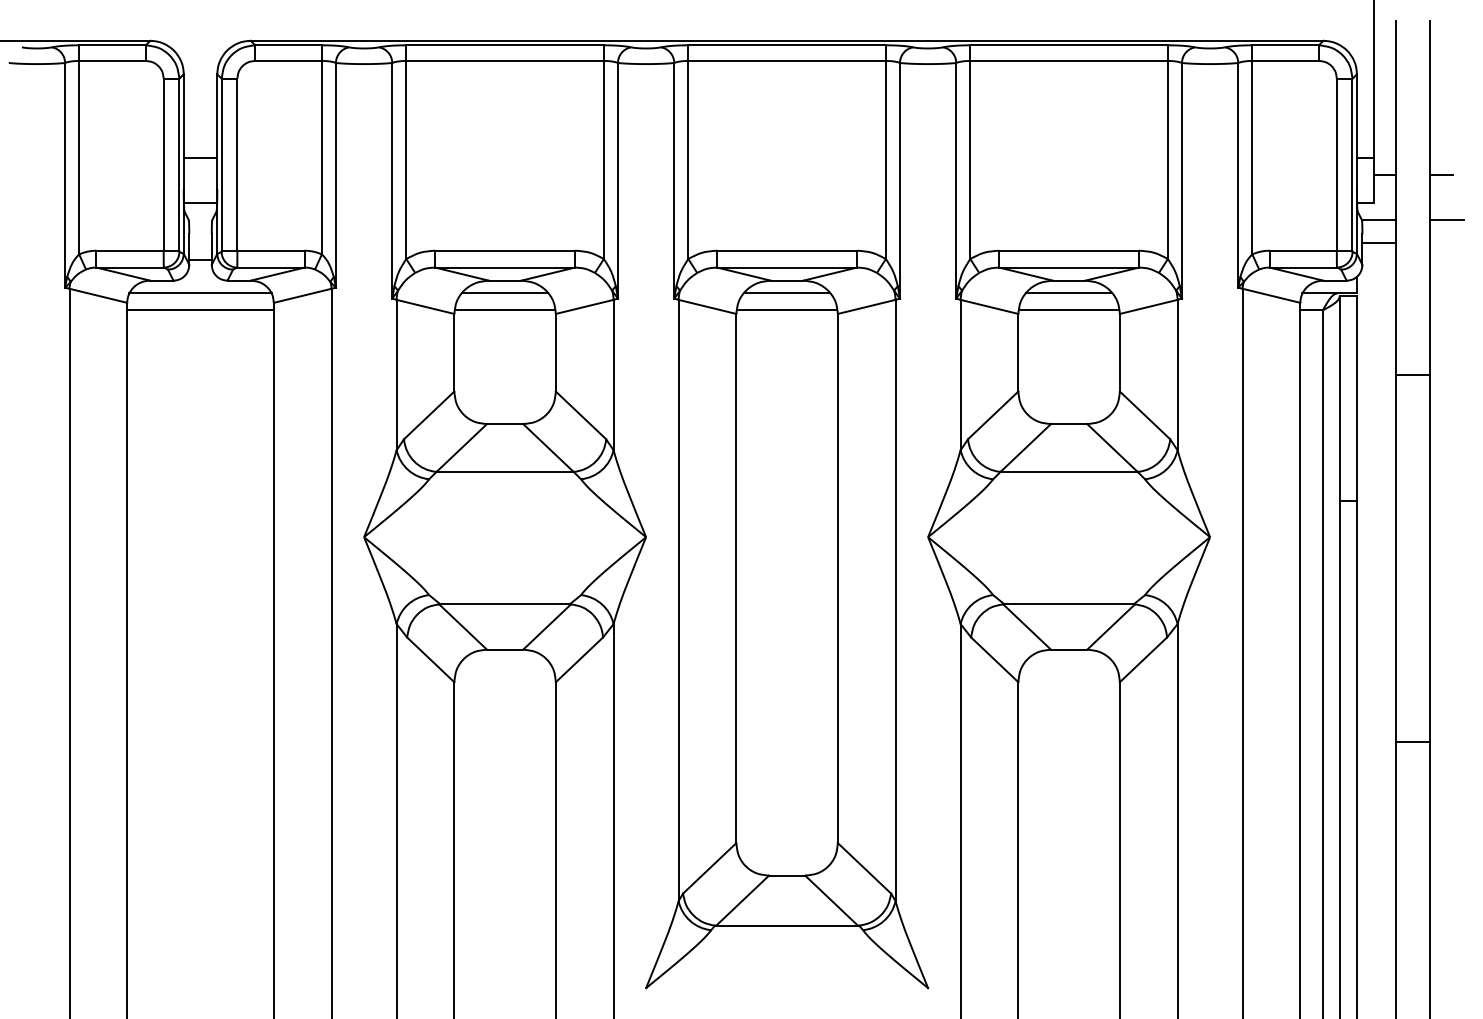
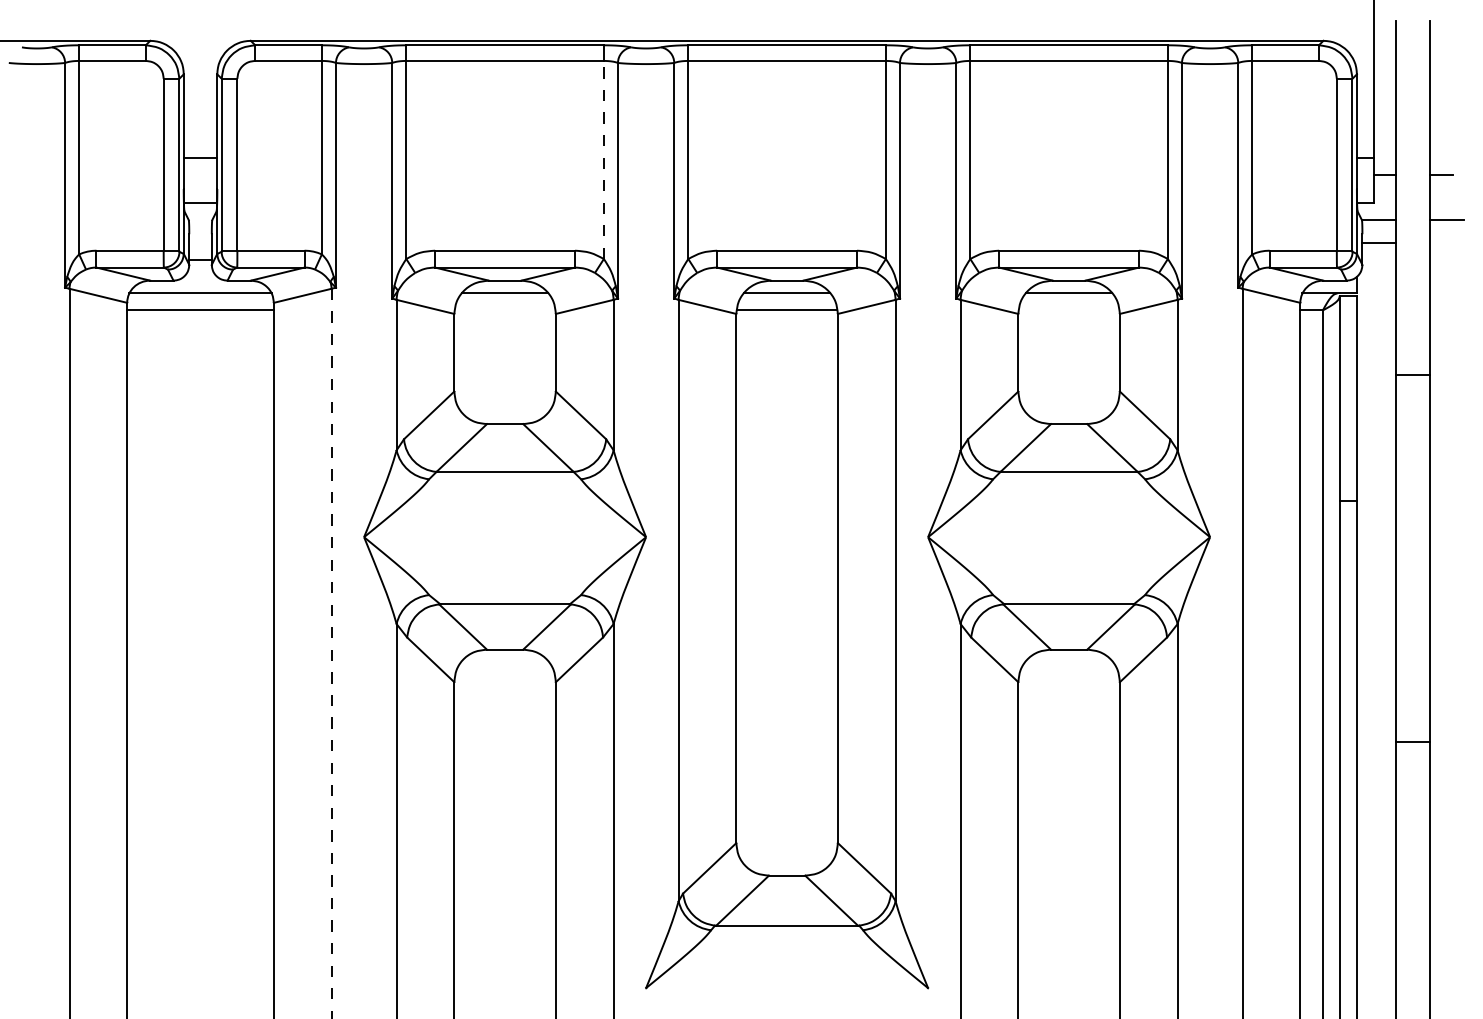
line: solid -> dashed (603, 159)
line: present -> none (505, 310)
line: present -> none (1069, 310)
line: solid -> dashed (331, 653)
